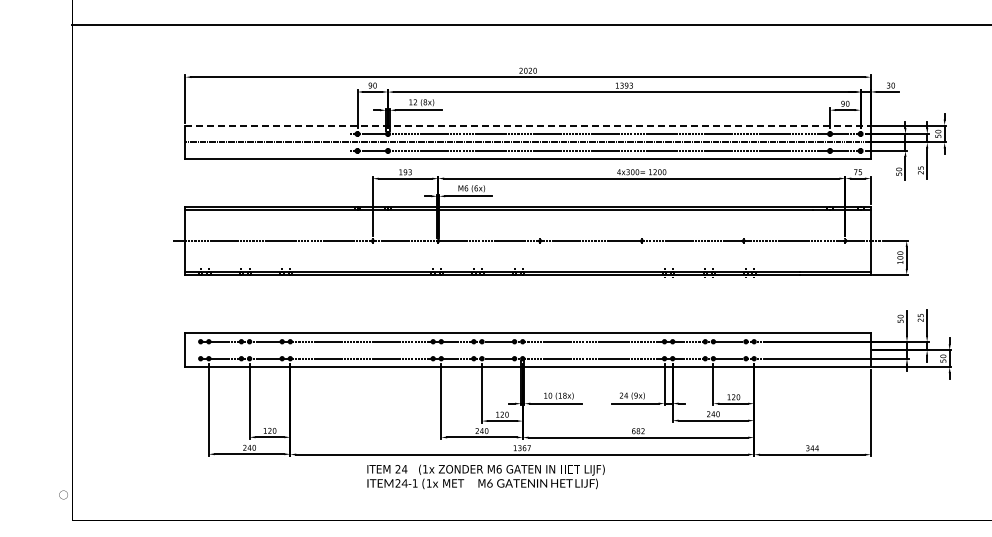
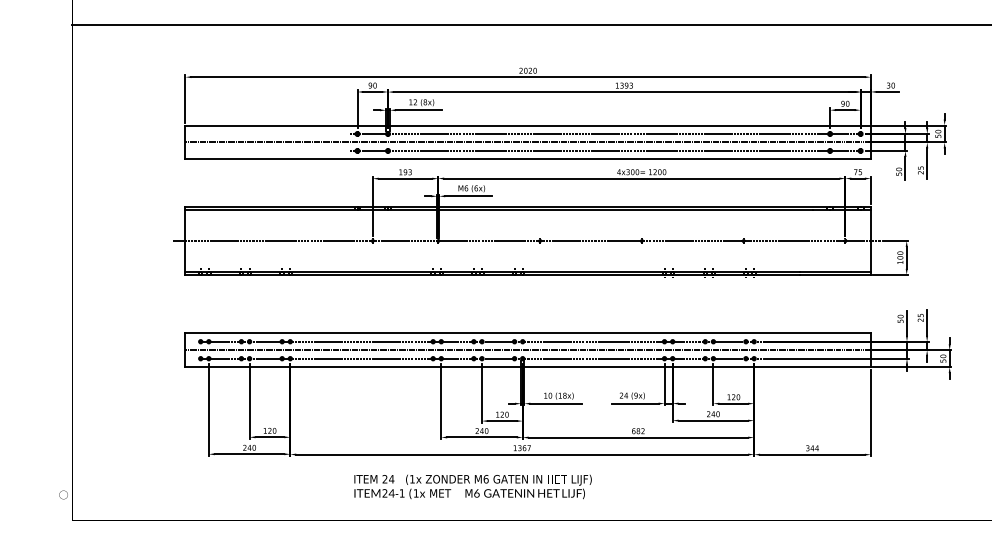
line: dashed -> solid (528, 125)
line: none -> present (527, 350)
text position: (485, 476) -> (472, 486) (472, 486)
